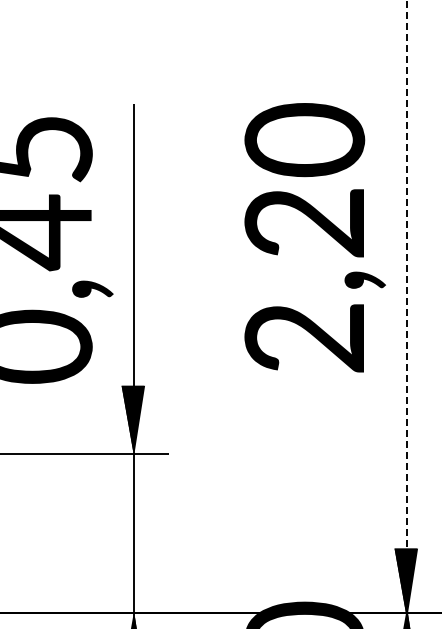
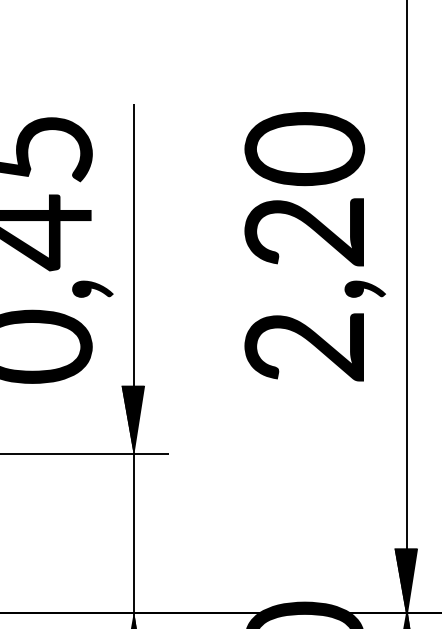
text position: (314, 237) -> (314, 246) (314, 246)
line: dashed -> solid (406, 306)
